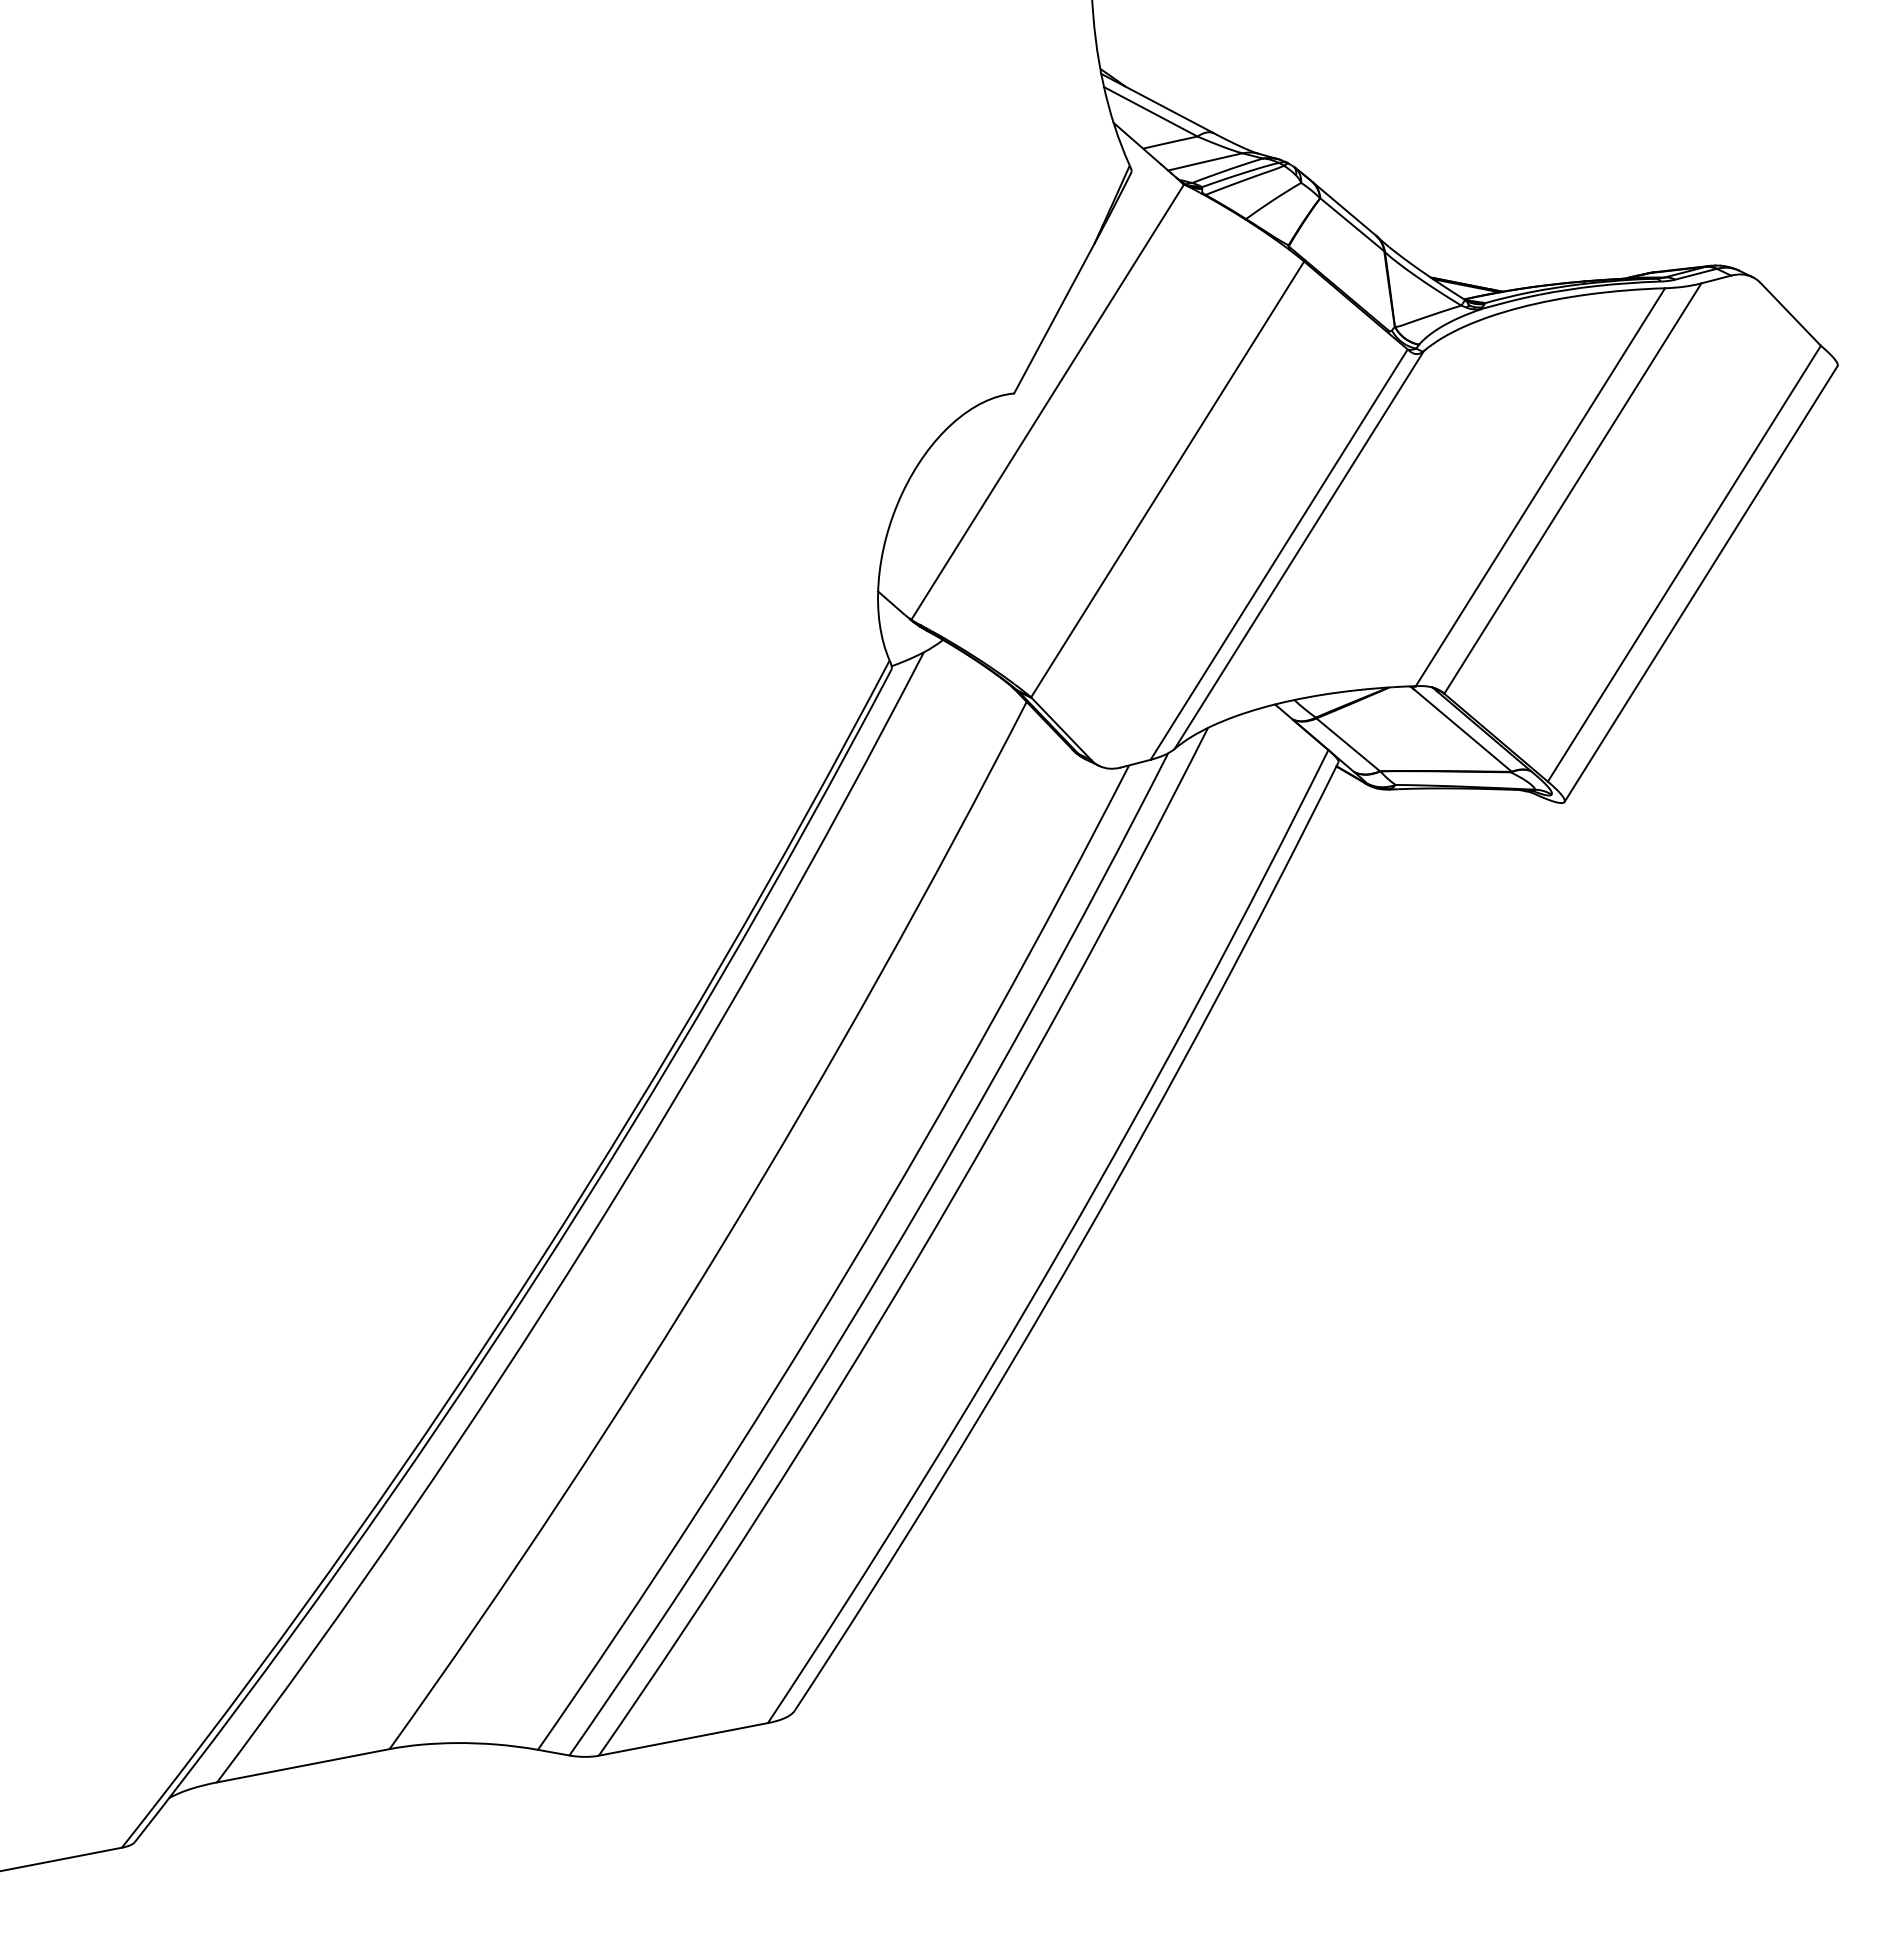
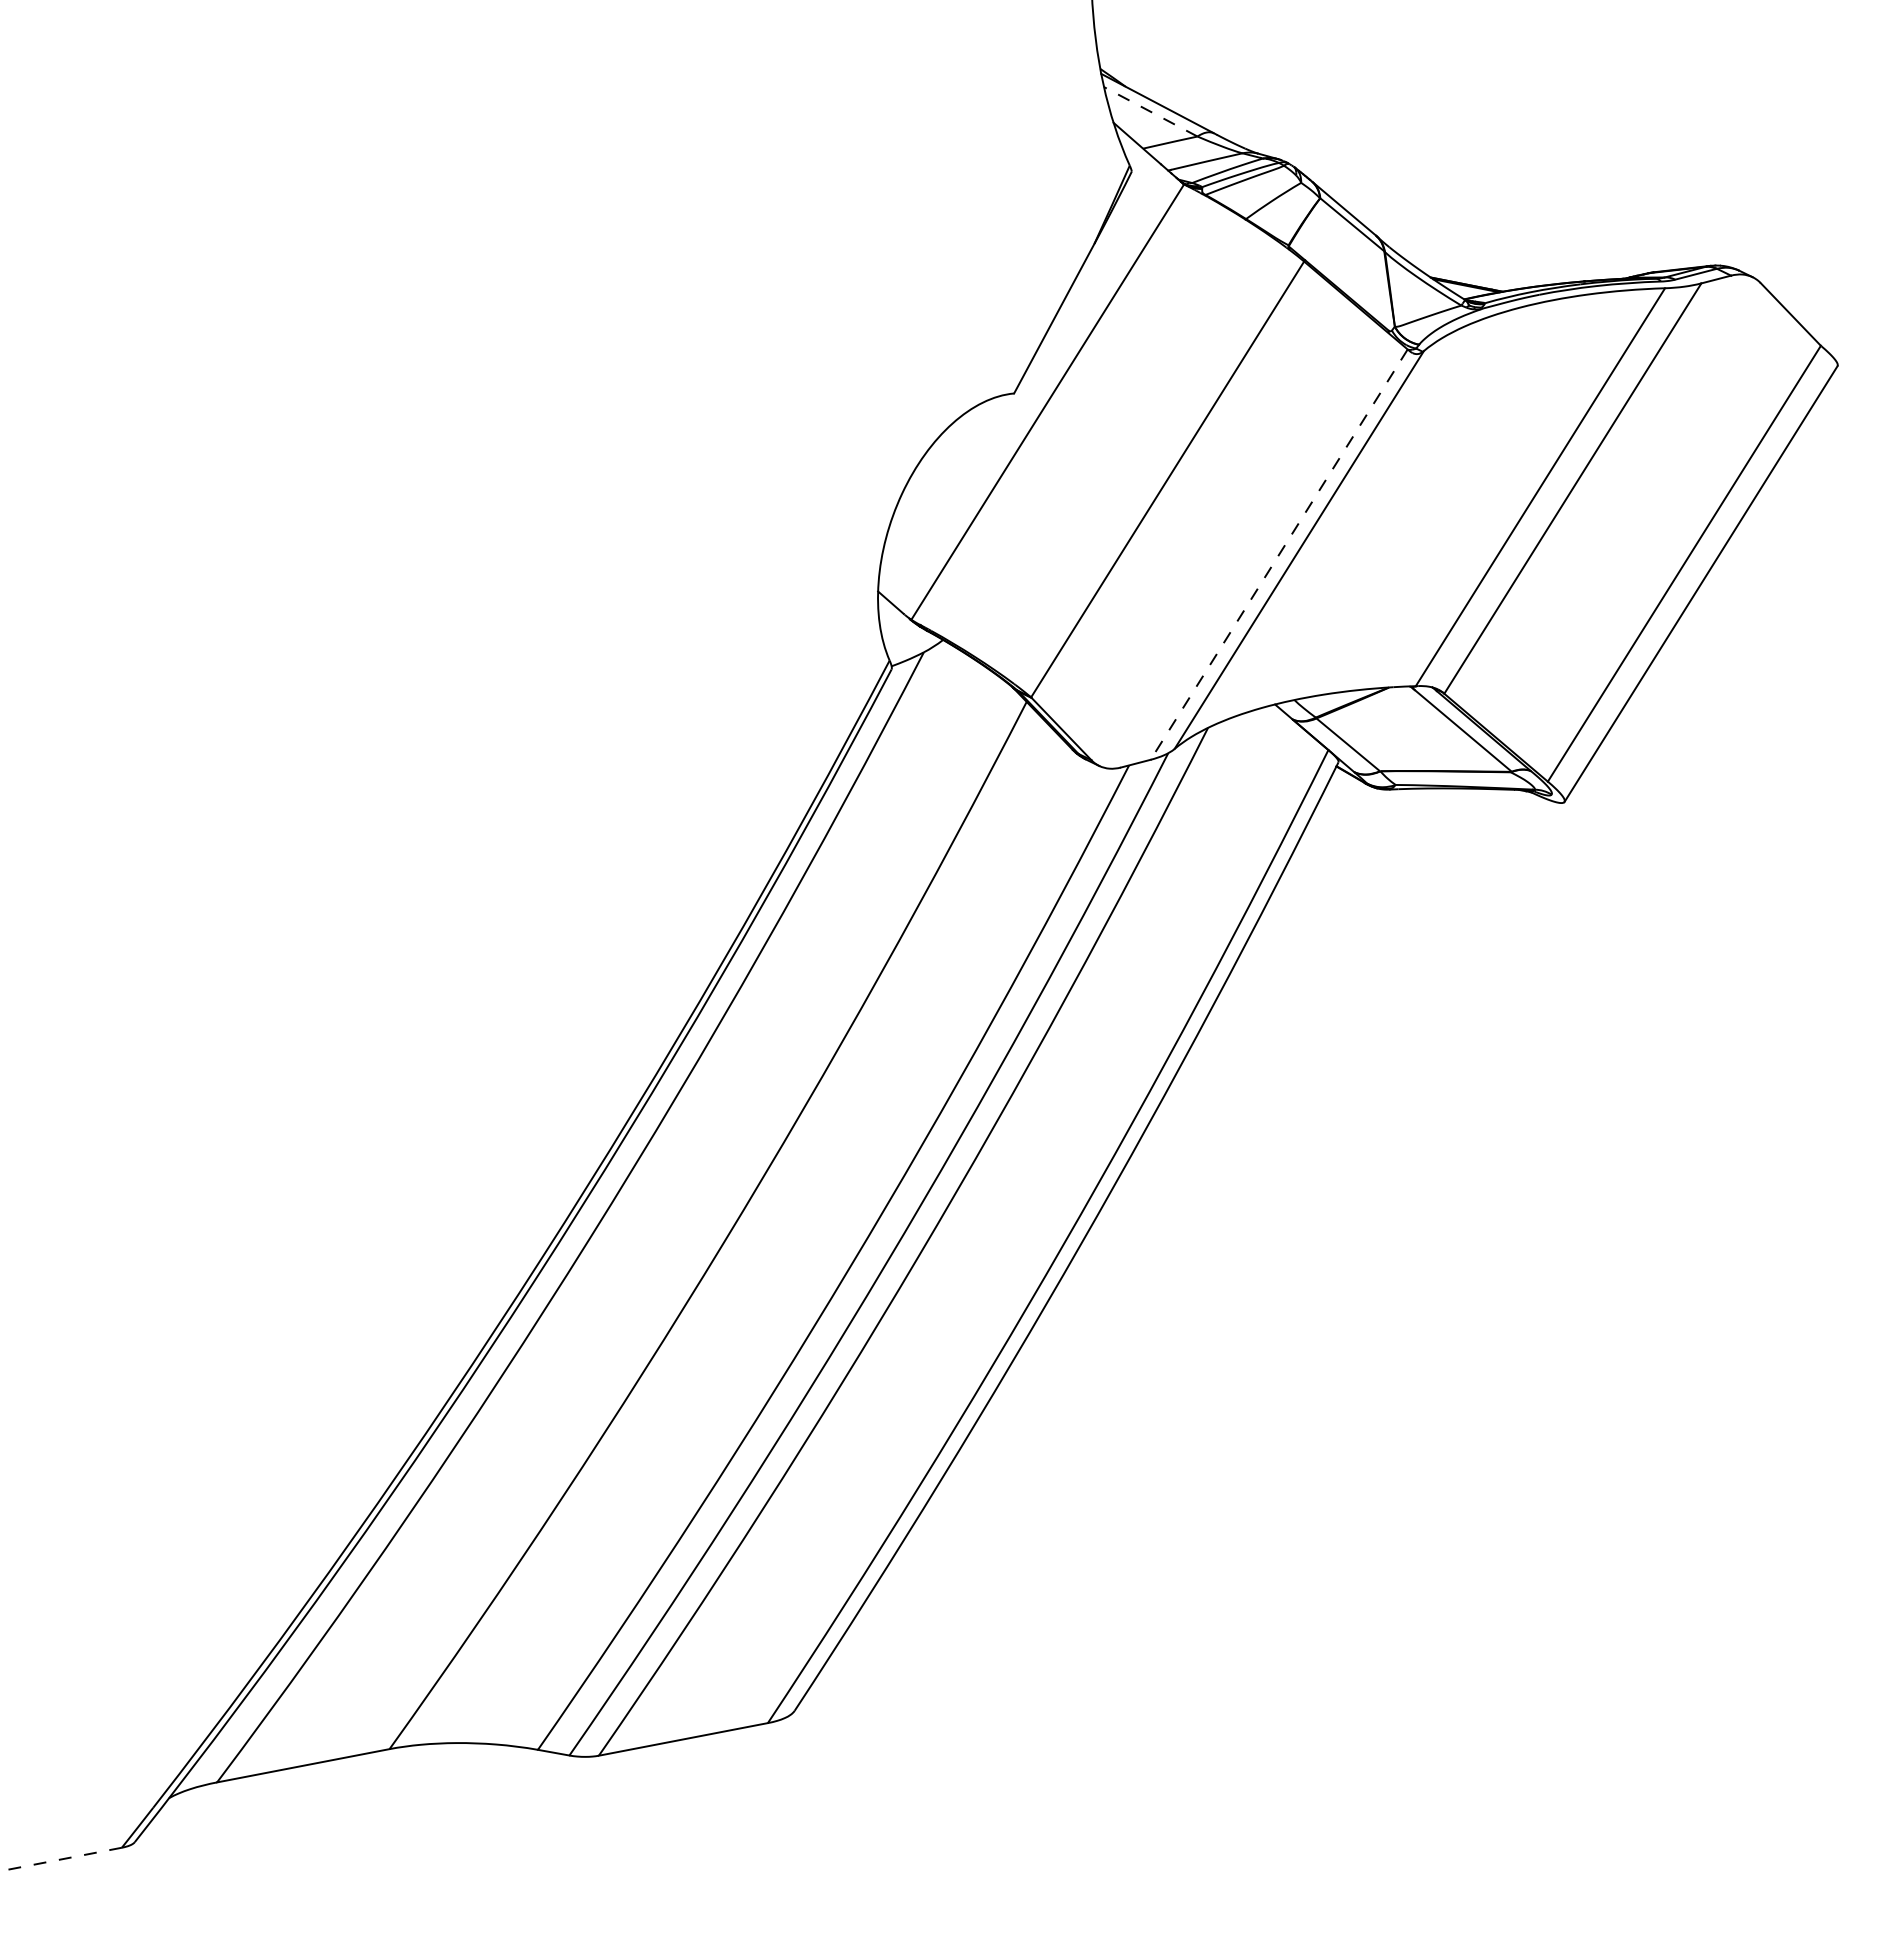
line: solid -> dashed (1150, 111)
line: solid -> dashed (1278, 555)
line: solid -> dashed (61, 1859)
